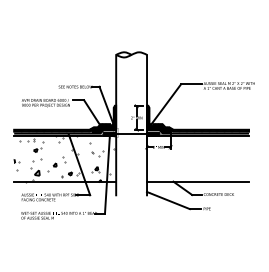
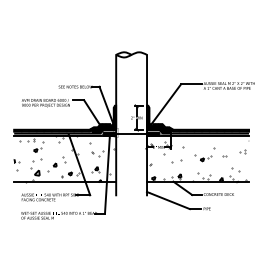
hatch: none -> present (199, 161)
